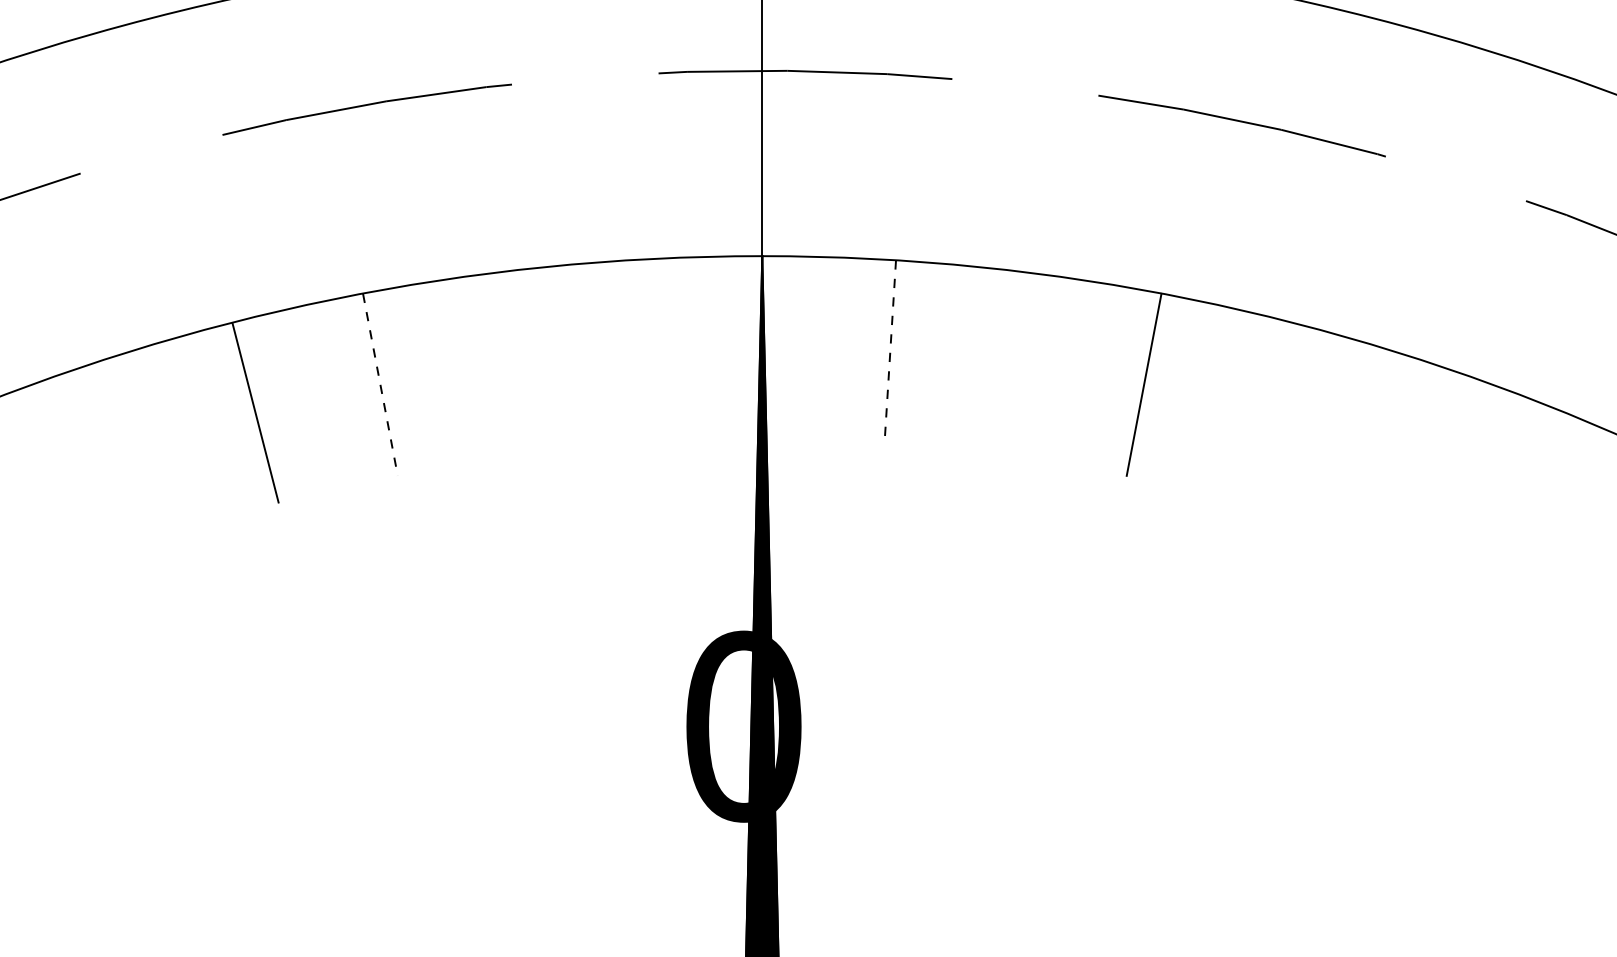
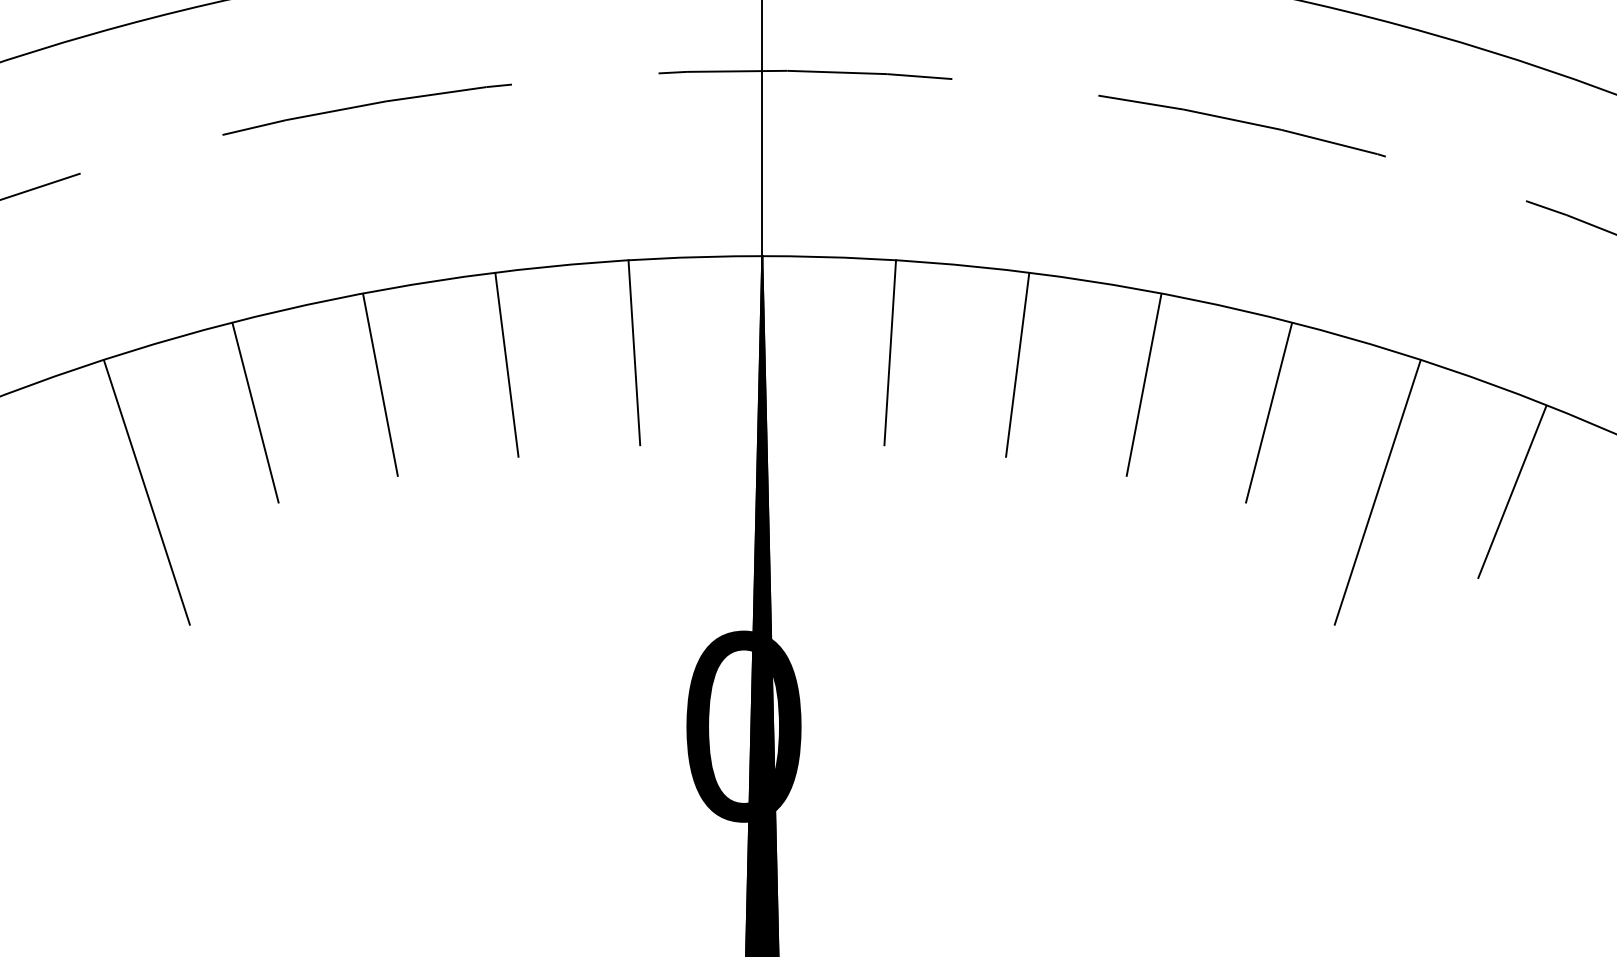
line: none -> present (634, 352)
line: dashed -> solid (890, 352)
line: none -> present (506, 364)
line: none -> present (1017, 364)
line: dashed -> solid (380, 384)
line: none -> present (1269, 412)
line: none -> present (1512, 491)
line: none -> present (146, 492)
line: none -> present (1377, 492)
